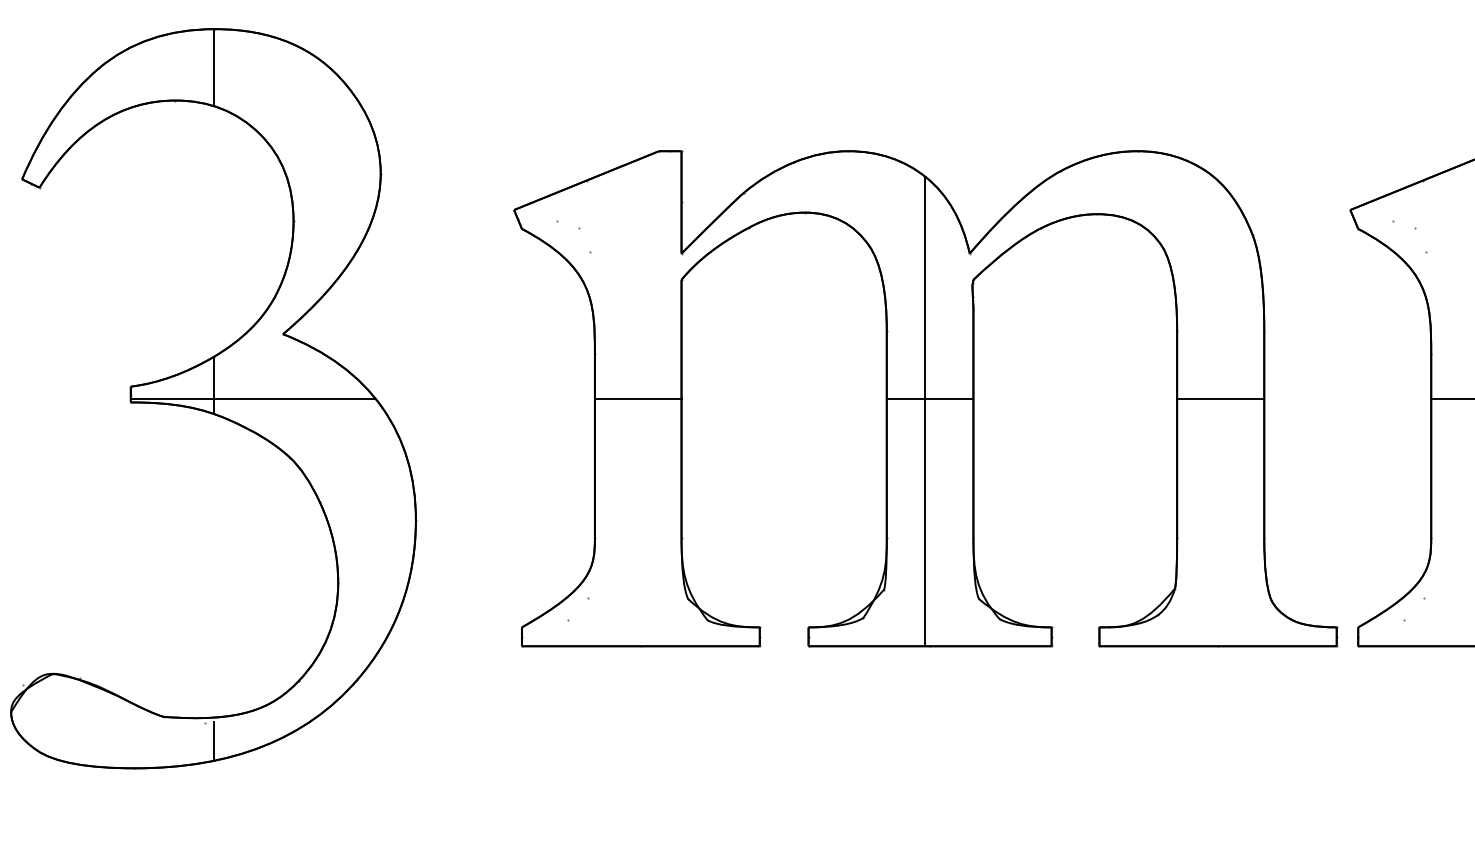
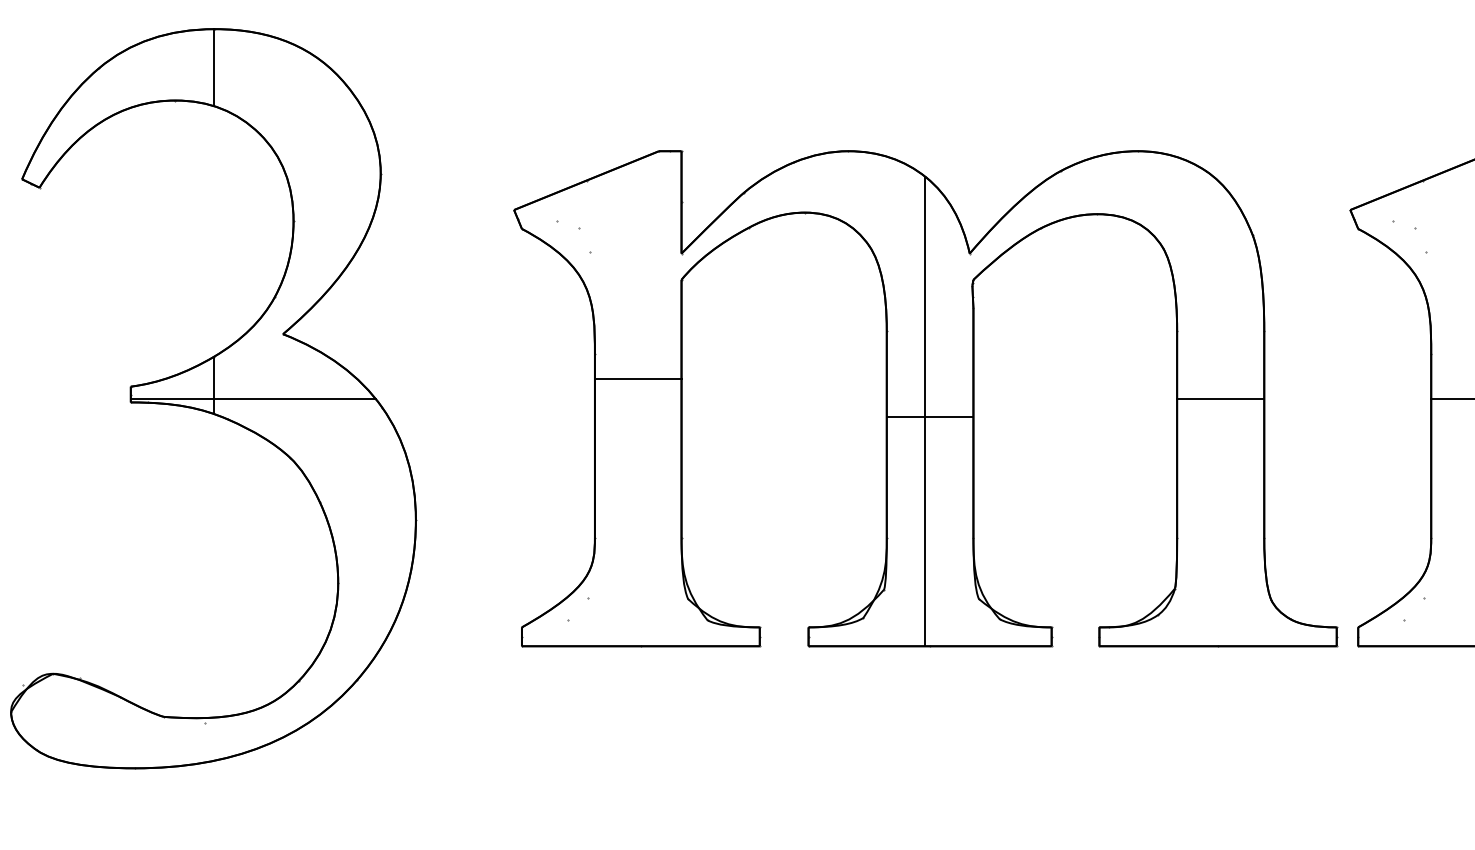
line position: (637, 398) -> (637, 378) (637, 378)
line position: (929, 398) -> (929, 416) (929, 416)
line: present -> none (213, 741)
